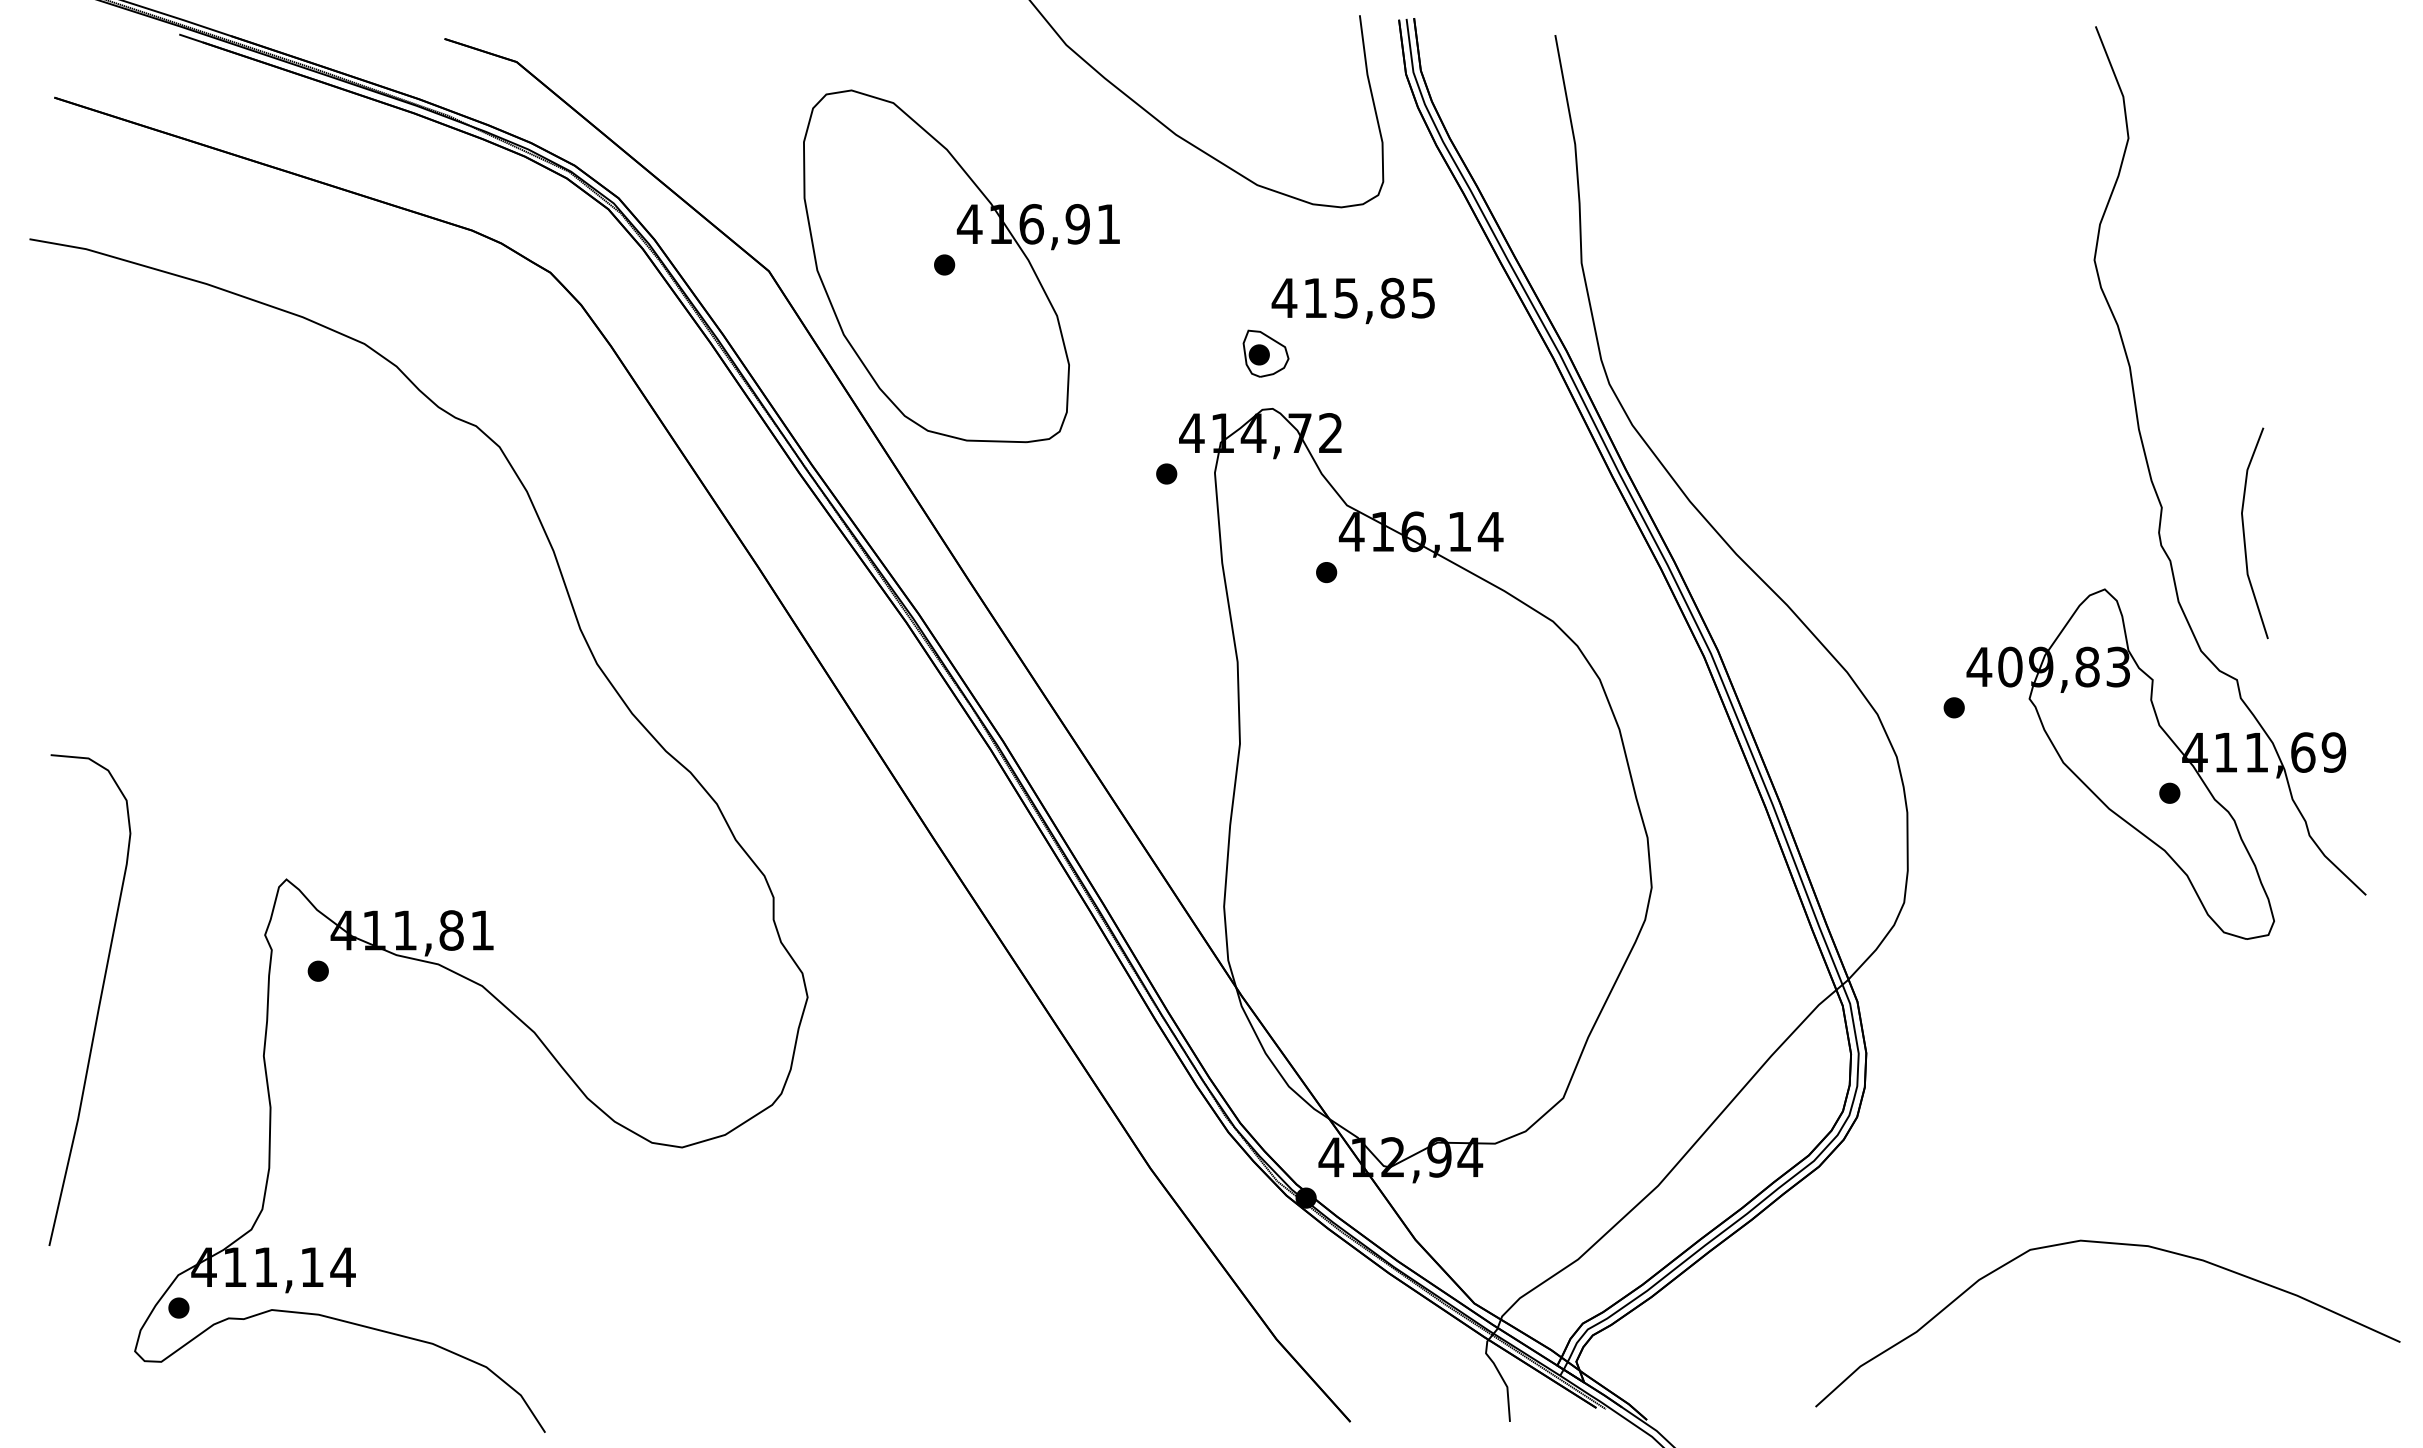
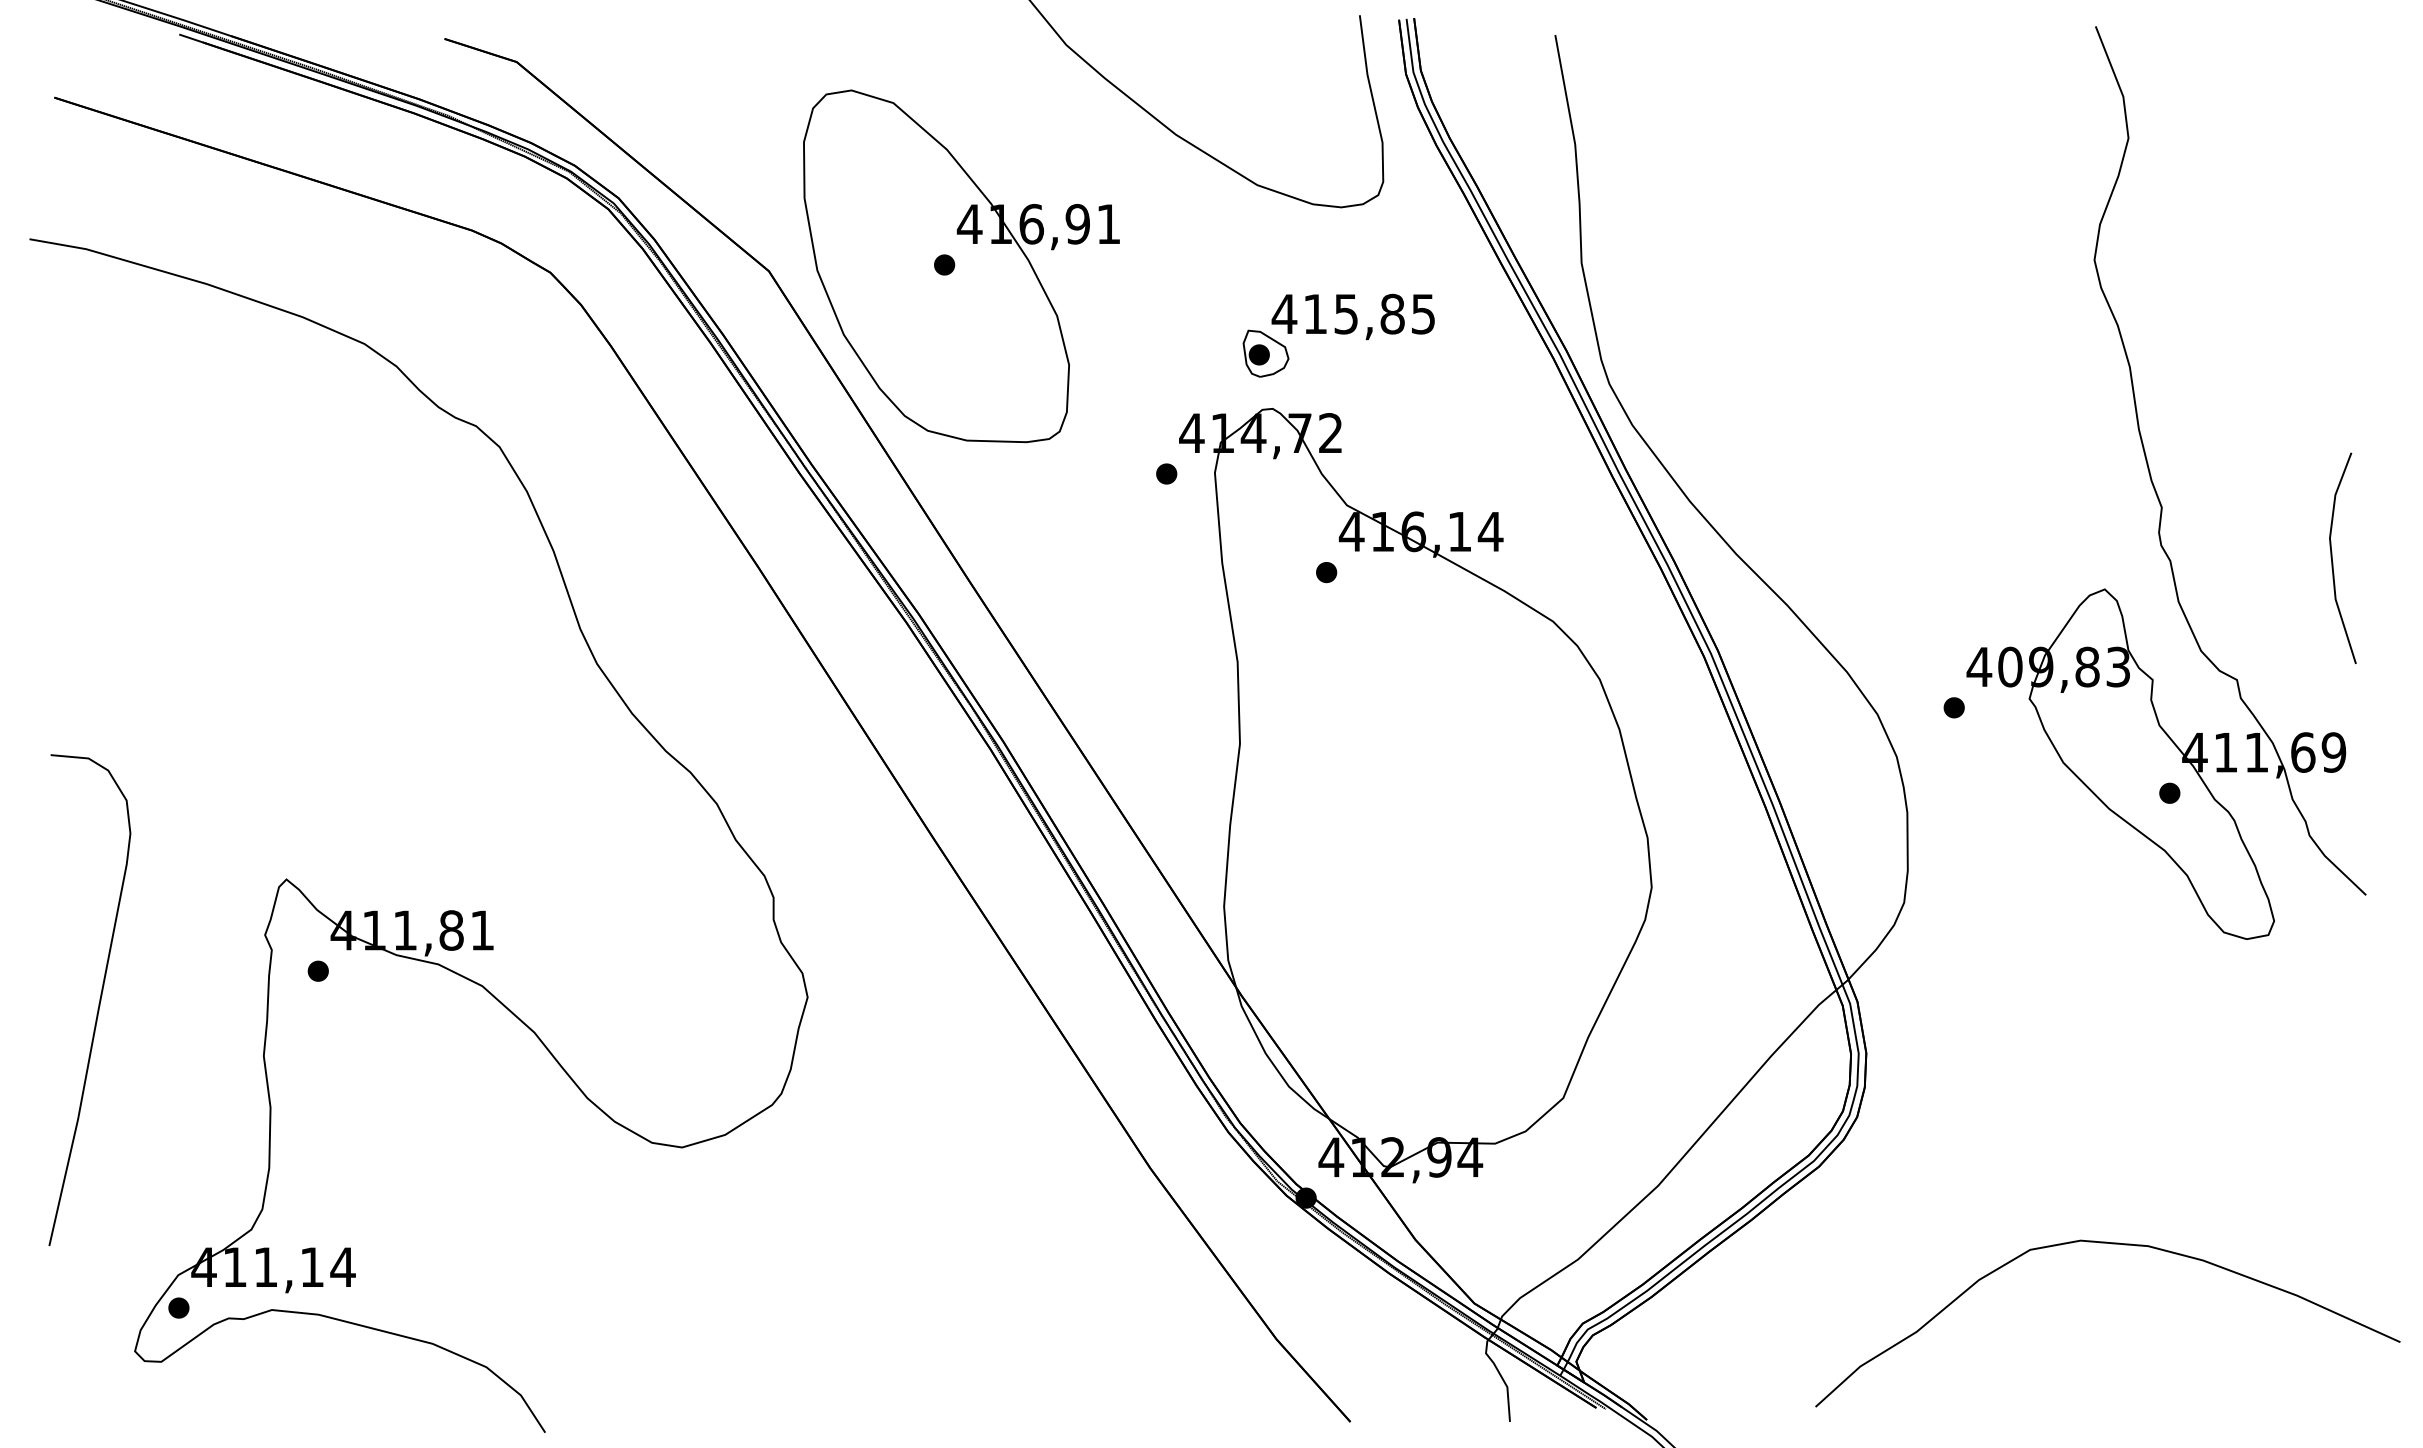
text position: (1352, 300) -> (1352, 316) (1352, 316)
part position: (2245, 537) -> (2333, 562) (2333, 562)
